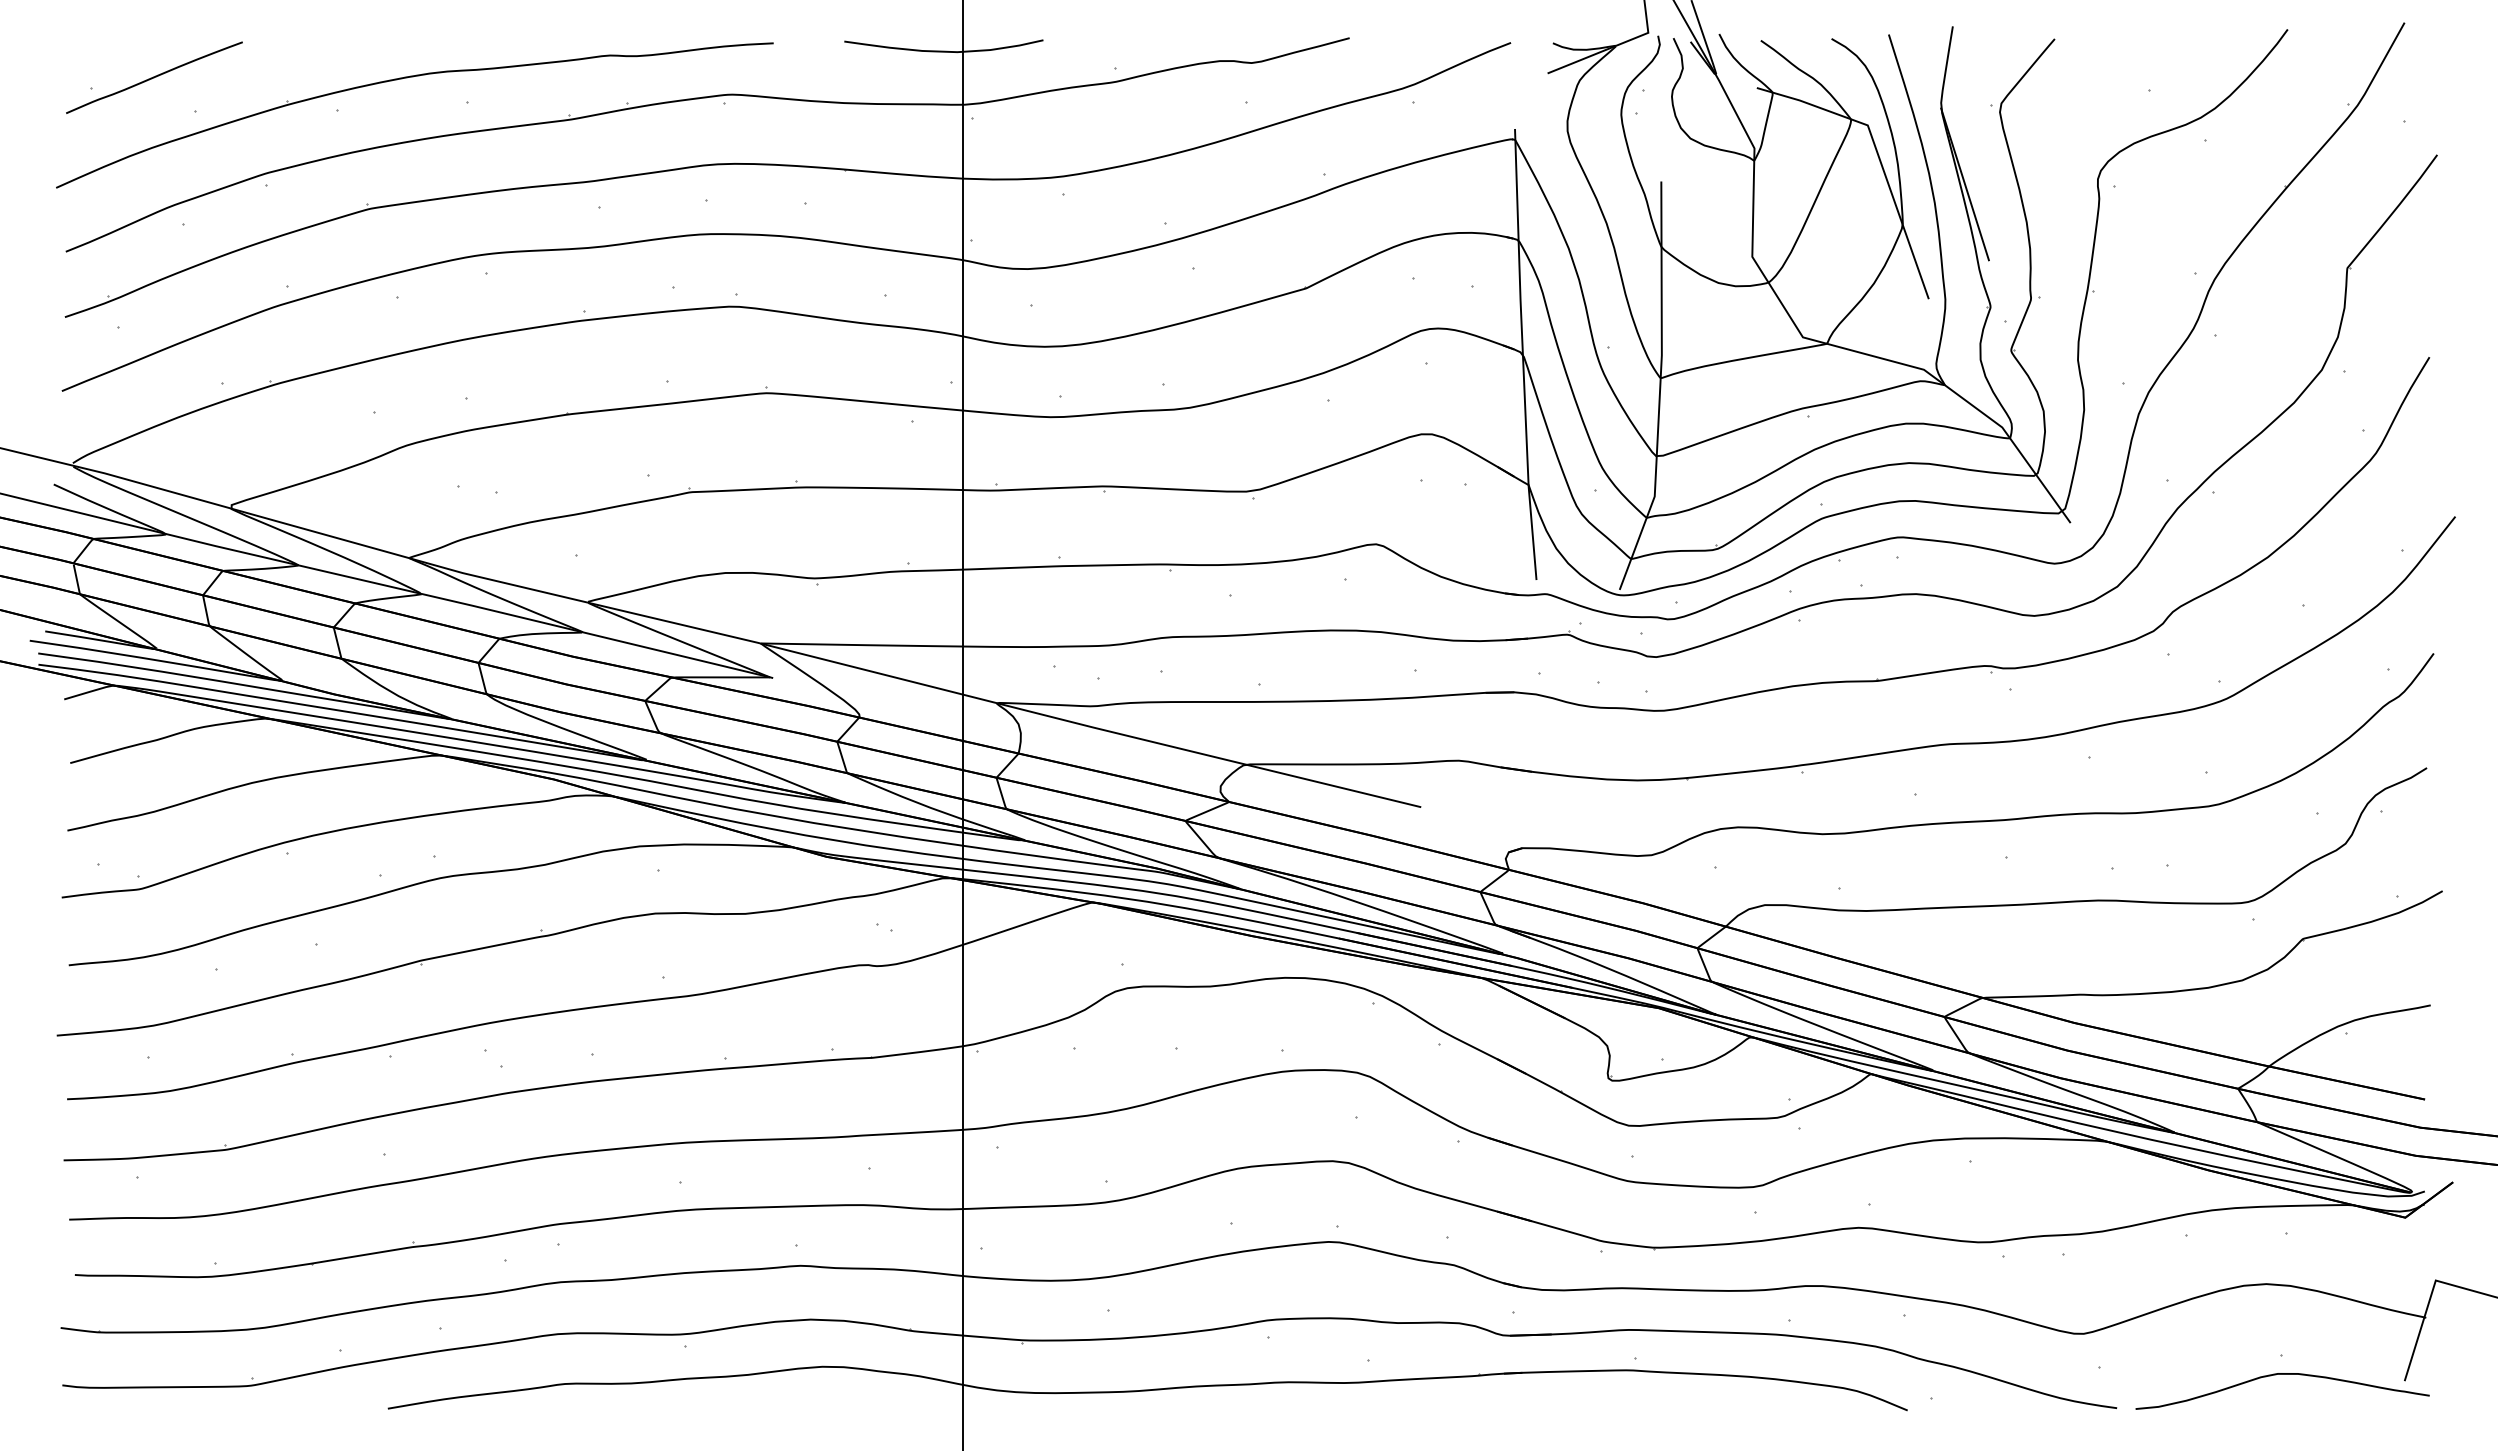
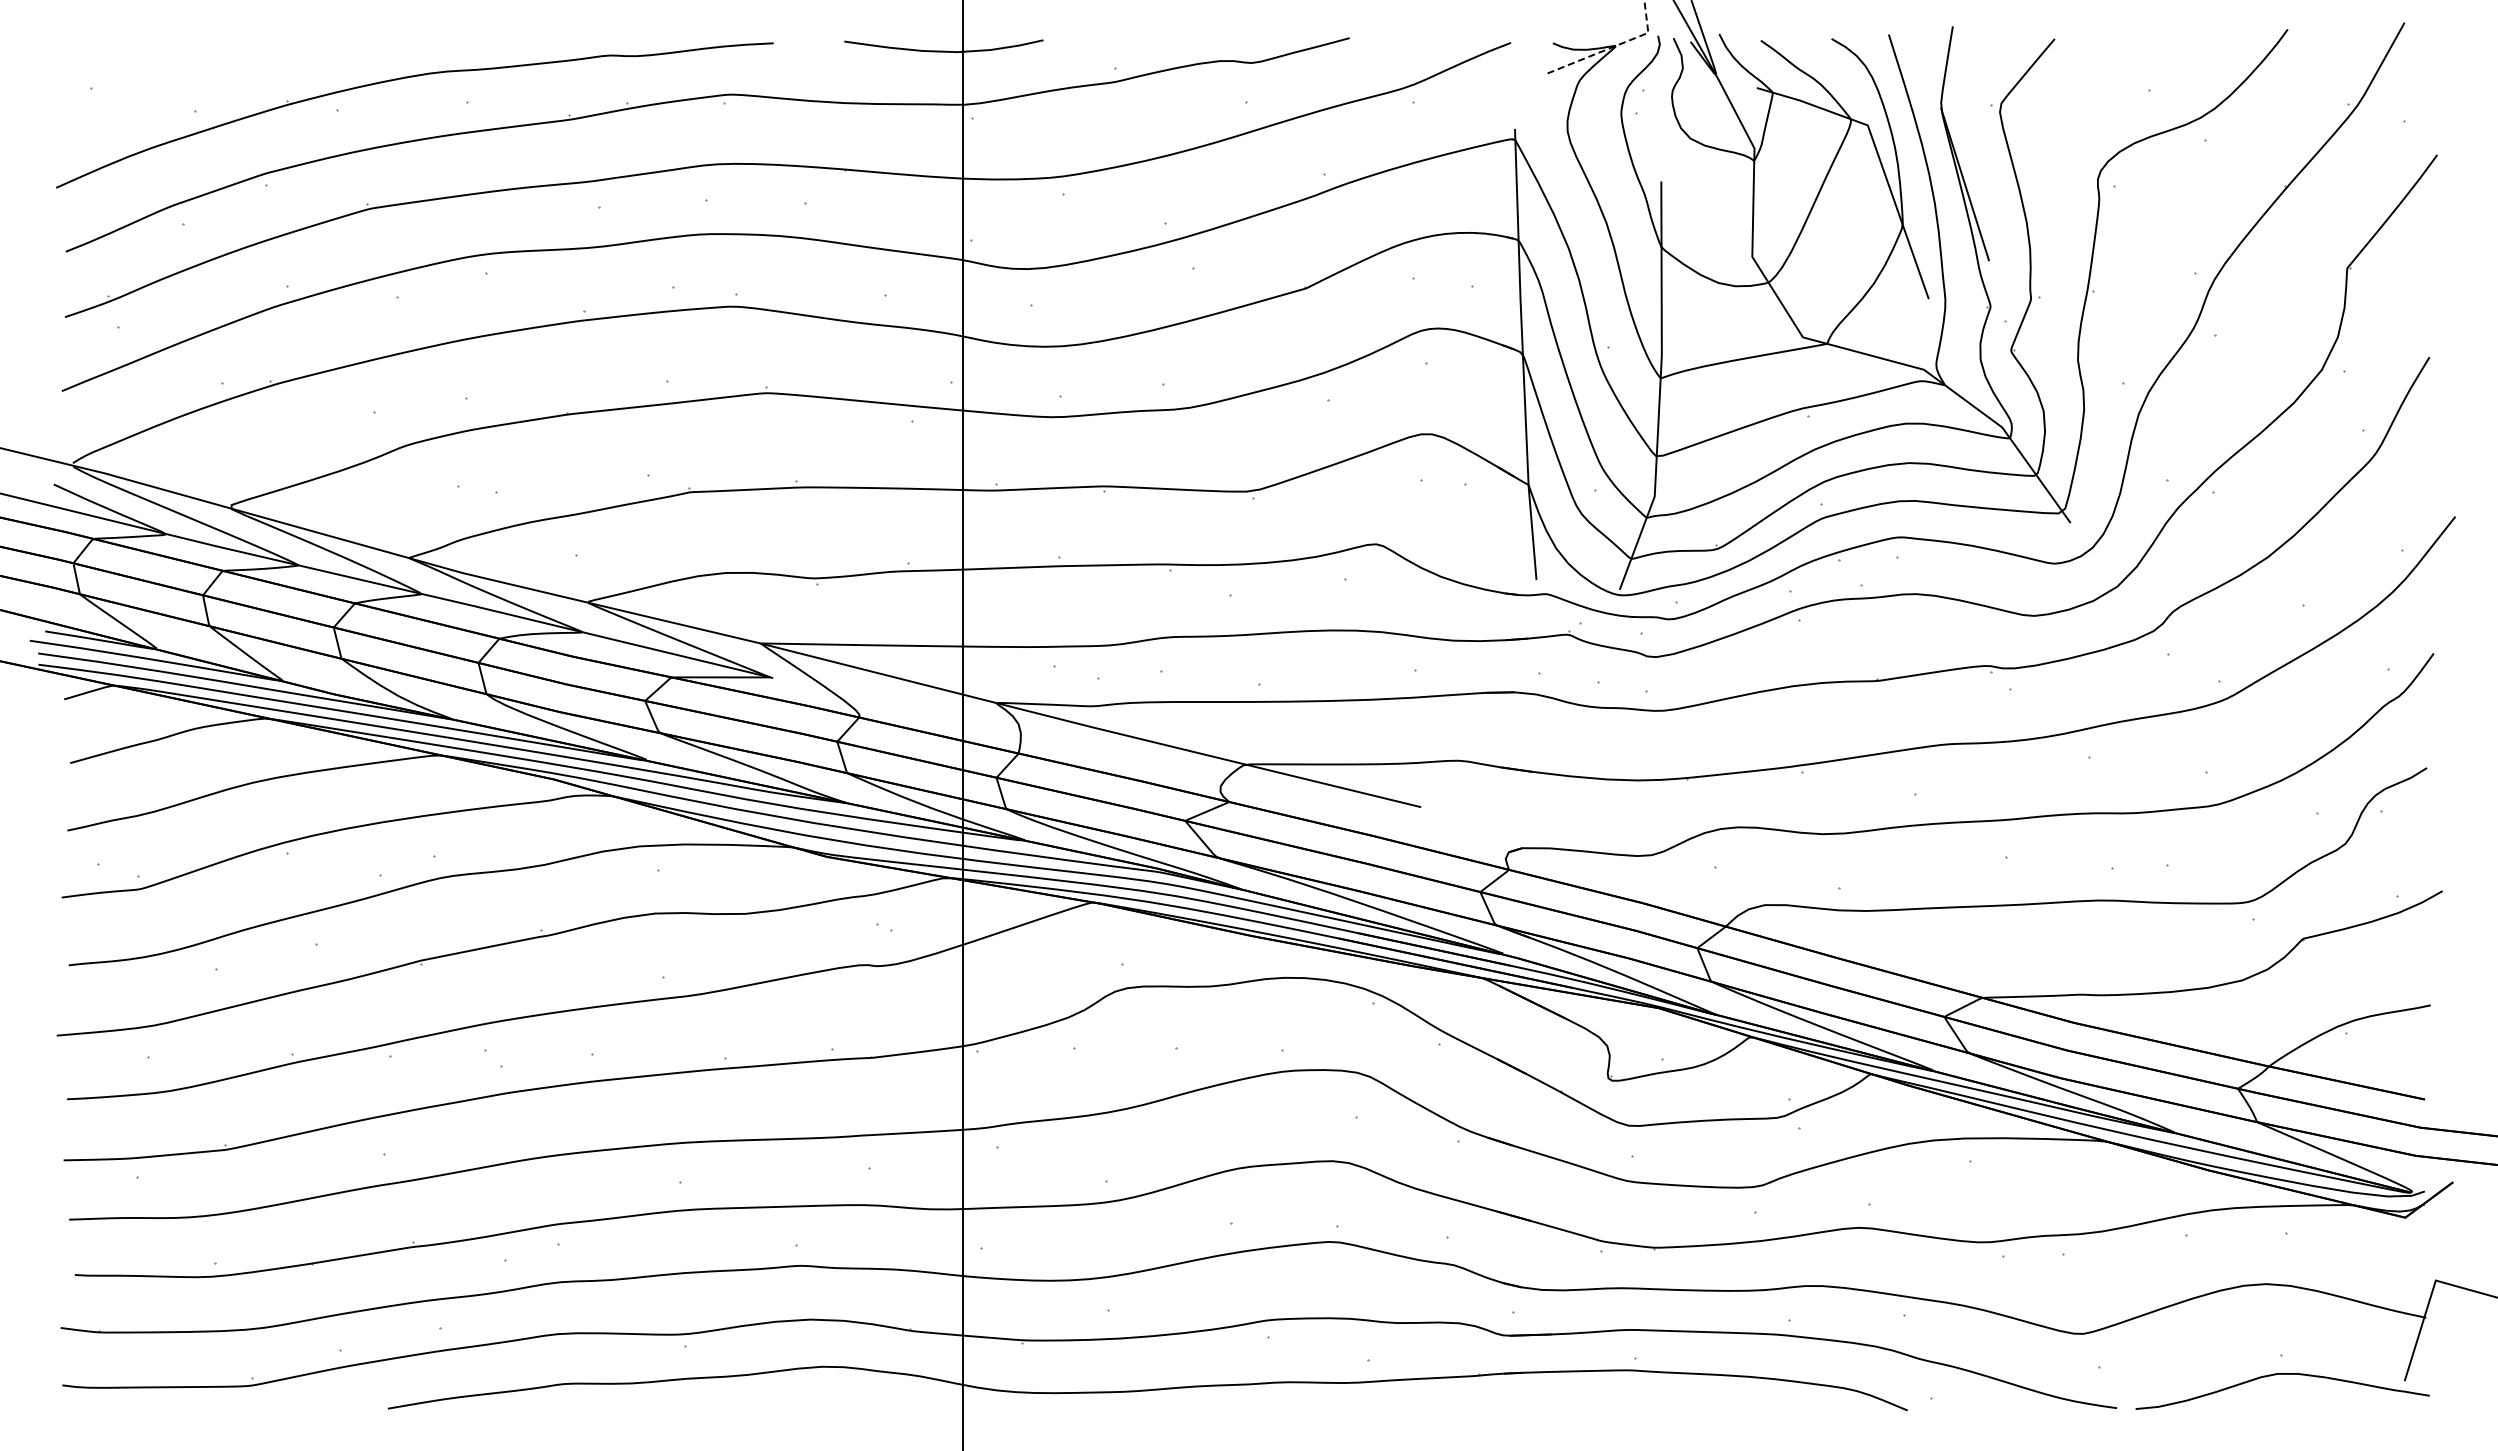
line: solid -> dashed (1614, 46)
curve: present -> none (154, 77)
